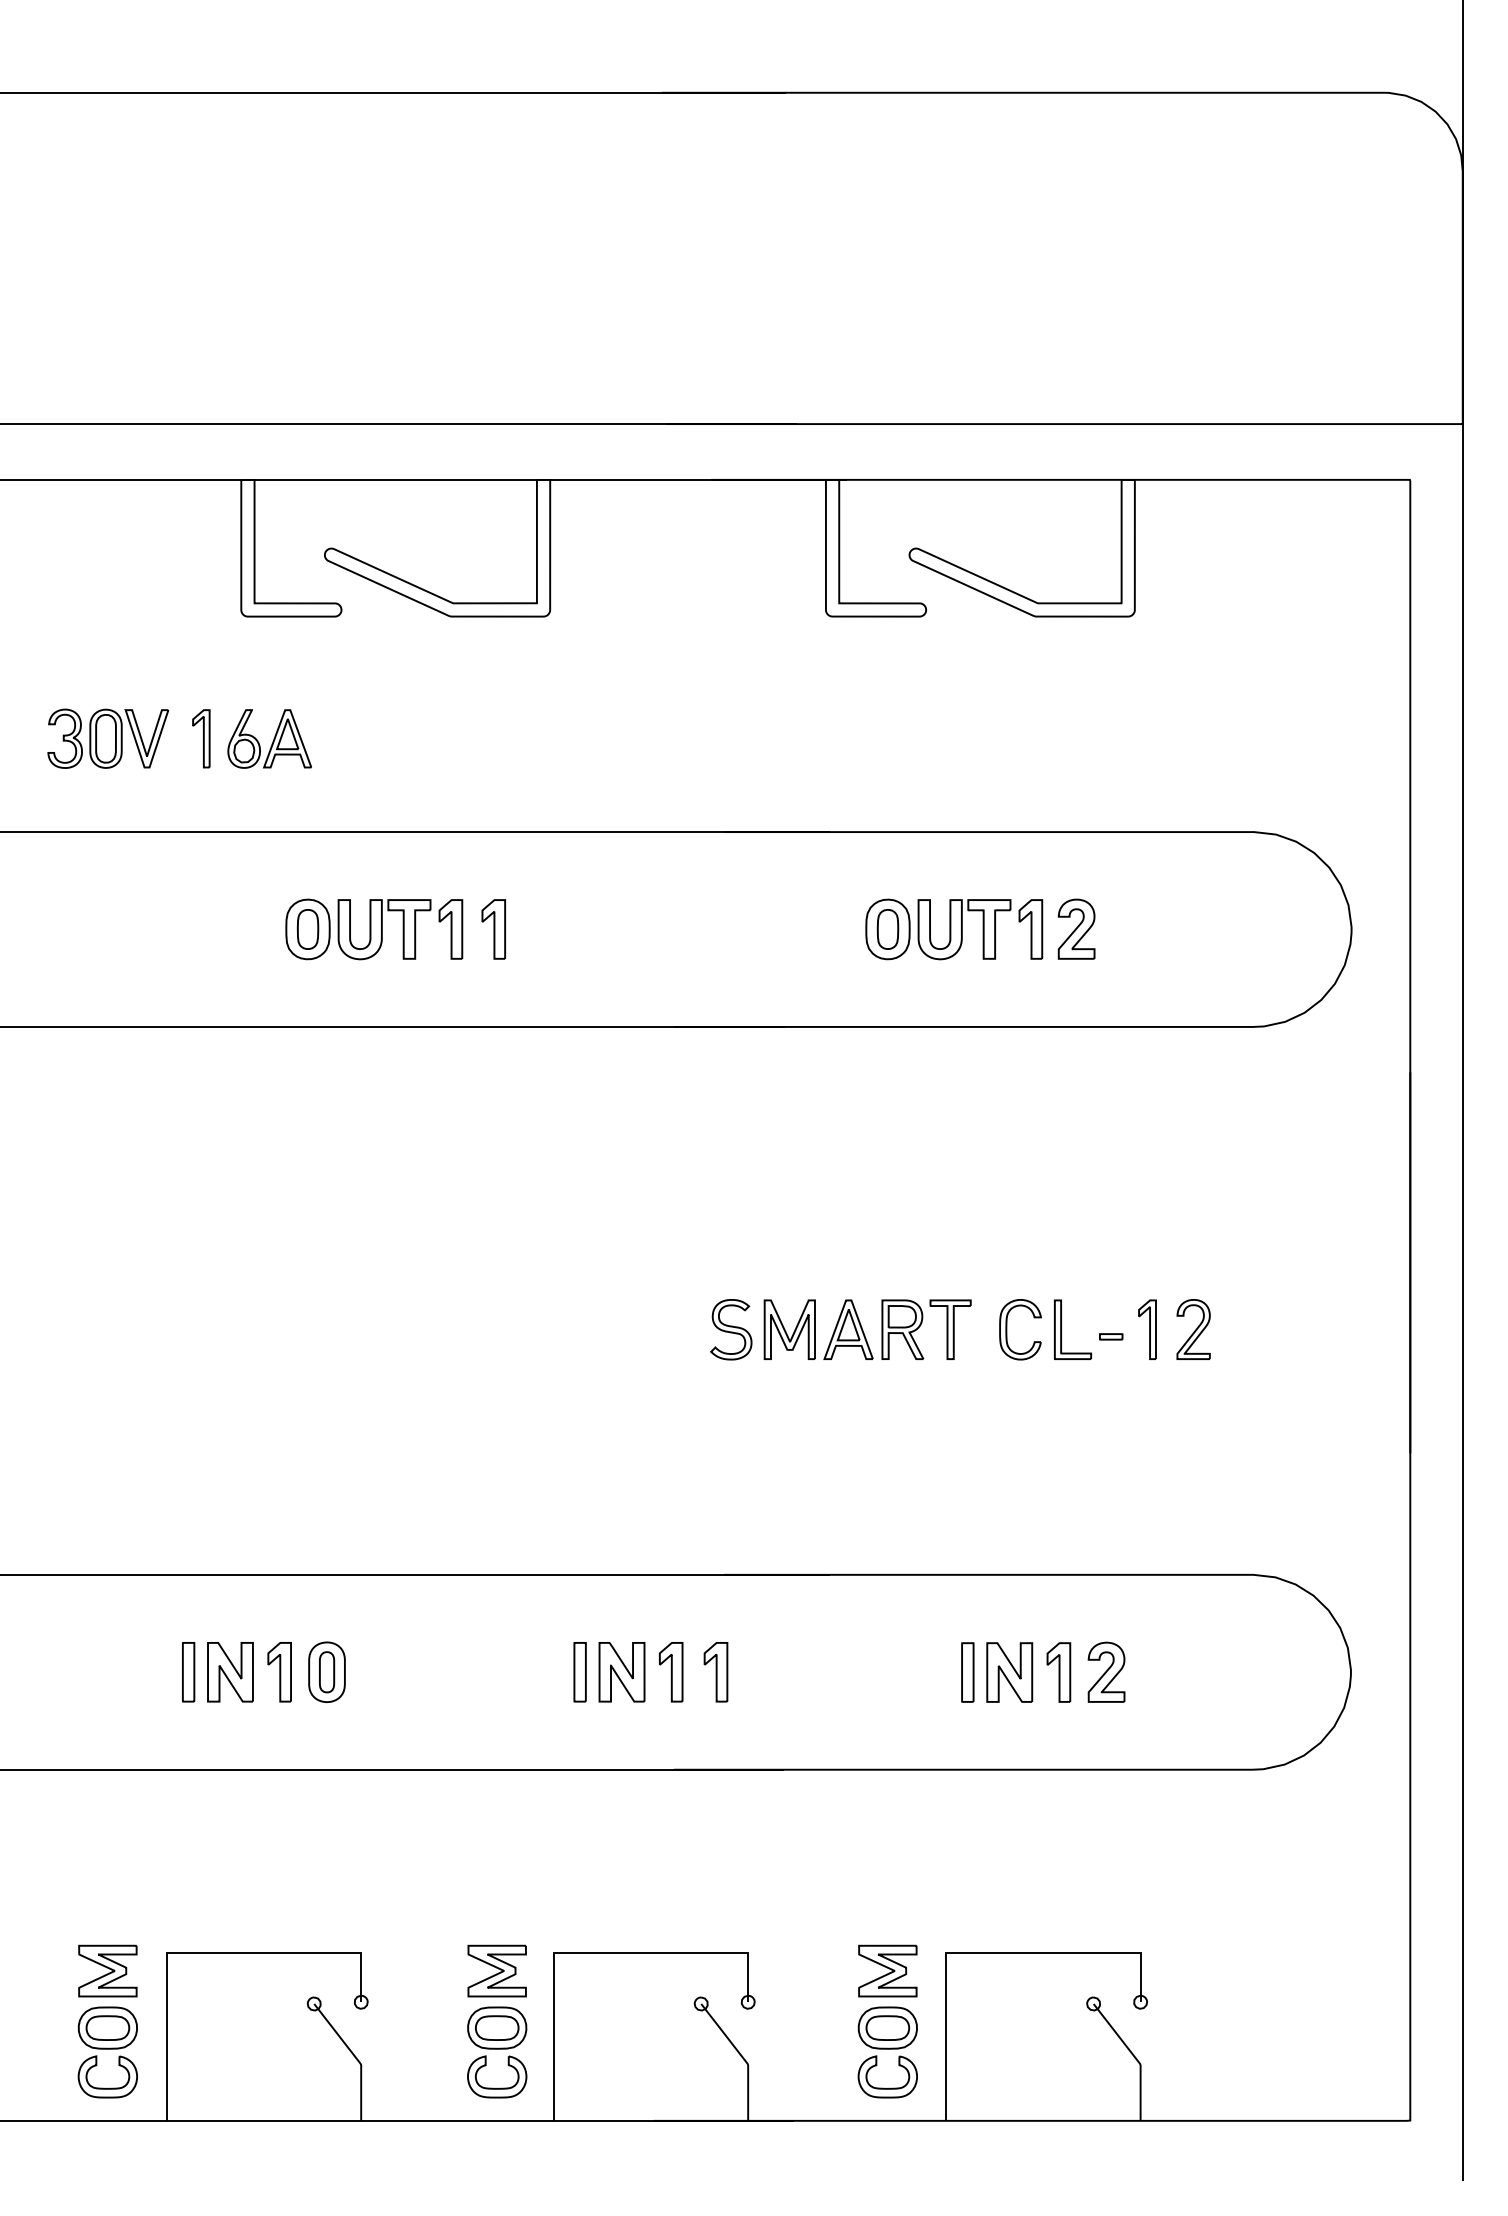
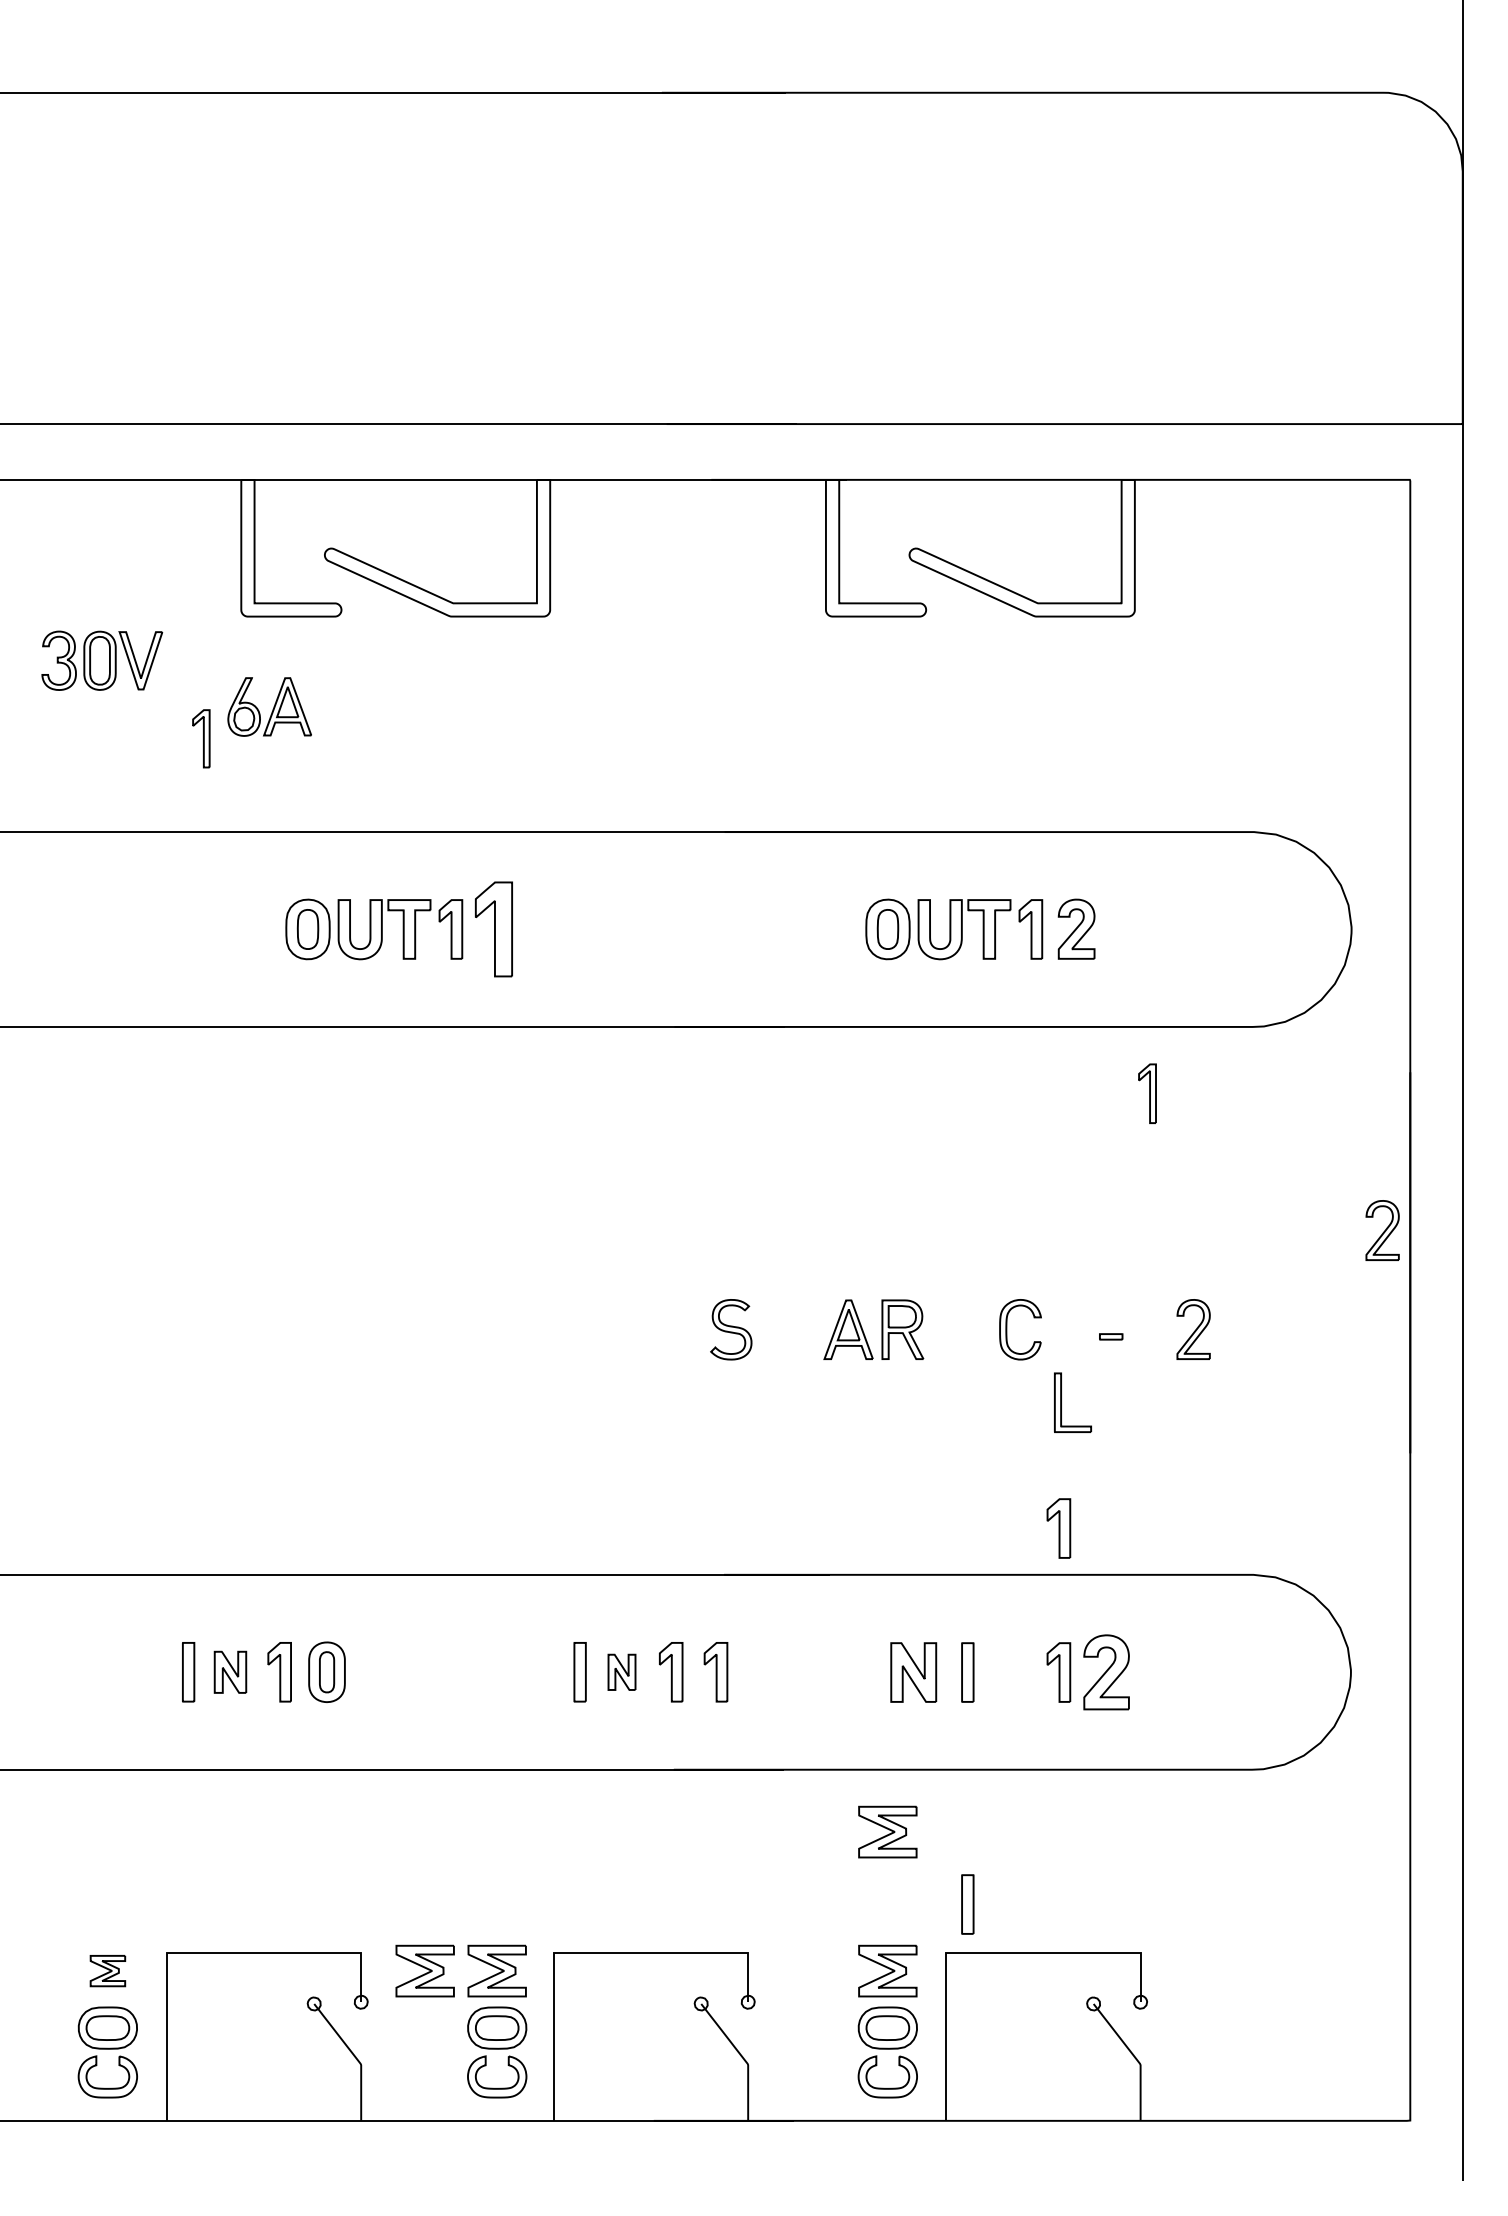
part position: (108, 738) -> (102, 660) (102, 660)
part position: (269, 738) -> (269, 706) (269, 706)
part size: 25x61 px -> 38x97 px (493, 929)
part: none -> present (1382, 1230)
part: present -> none (789, 1329)
part: present -> none (950, 1329)
part position: (1061, 1329) -> (1061, 1402) (1061, 1402)
part position: (1147, 1329) -> (1147, 1093) (1147, 1093)
part: none -> present (1058, 1528)
part size: 39x62 px -> 47x77 px (1106, 1672)
part size: 47x61 px -> 35x44 px (230, 1671)
part size: 48x61 px -> 30x38 px (621, 1671)
part position: (1009, 1672) -> (913, 1672) (913, 1672)
part: none -> present (887, 1831)
part: none -> present (967, 1904)
part size: 60x54 px -> 38x33 px (107, 1971)
part: none -> present (424, 1970)
